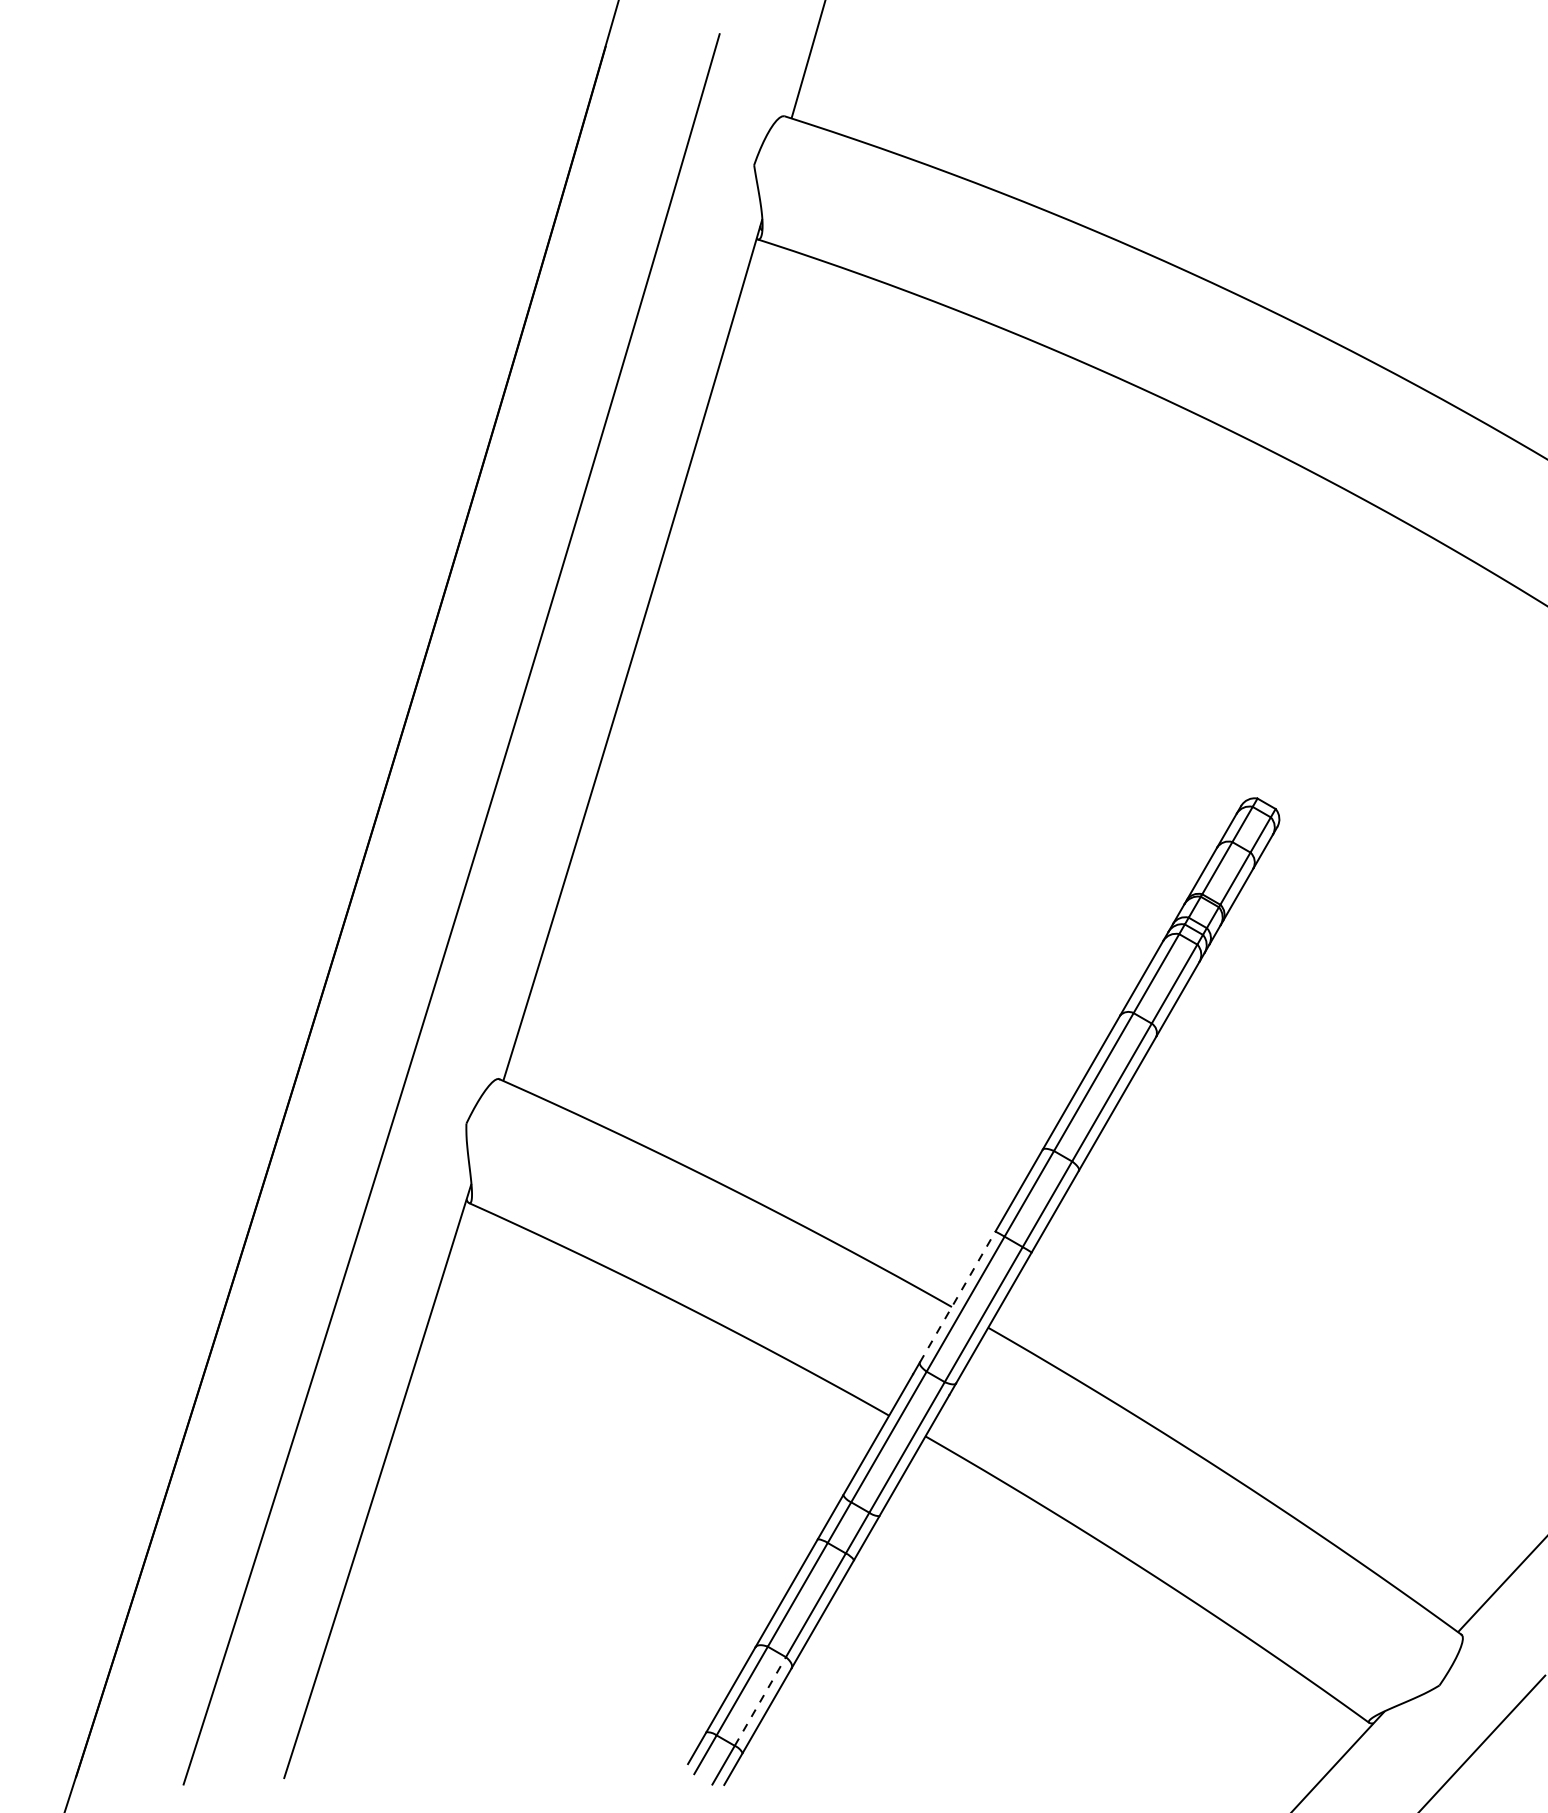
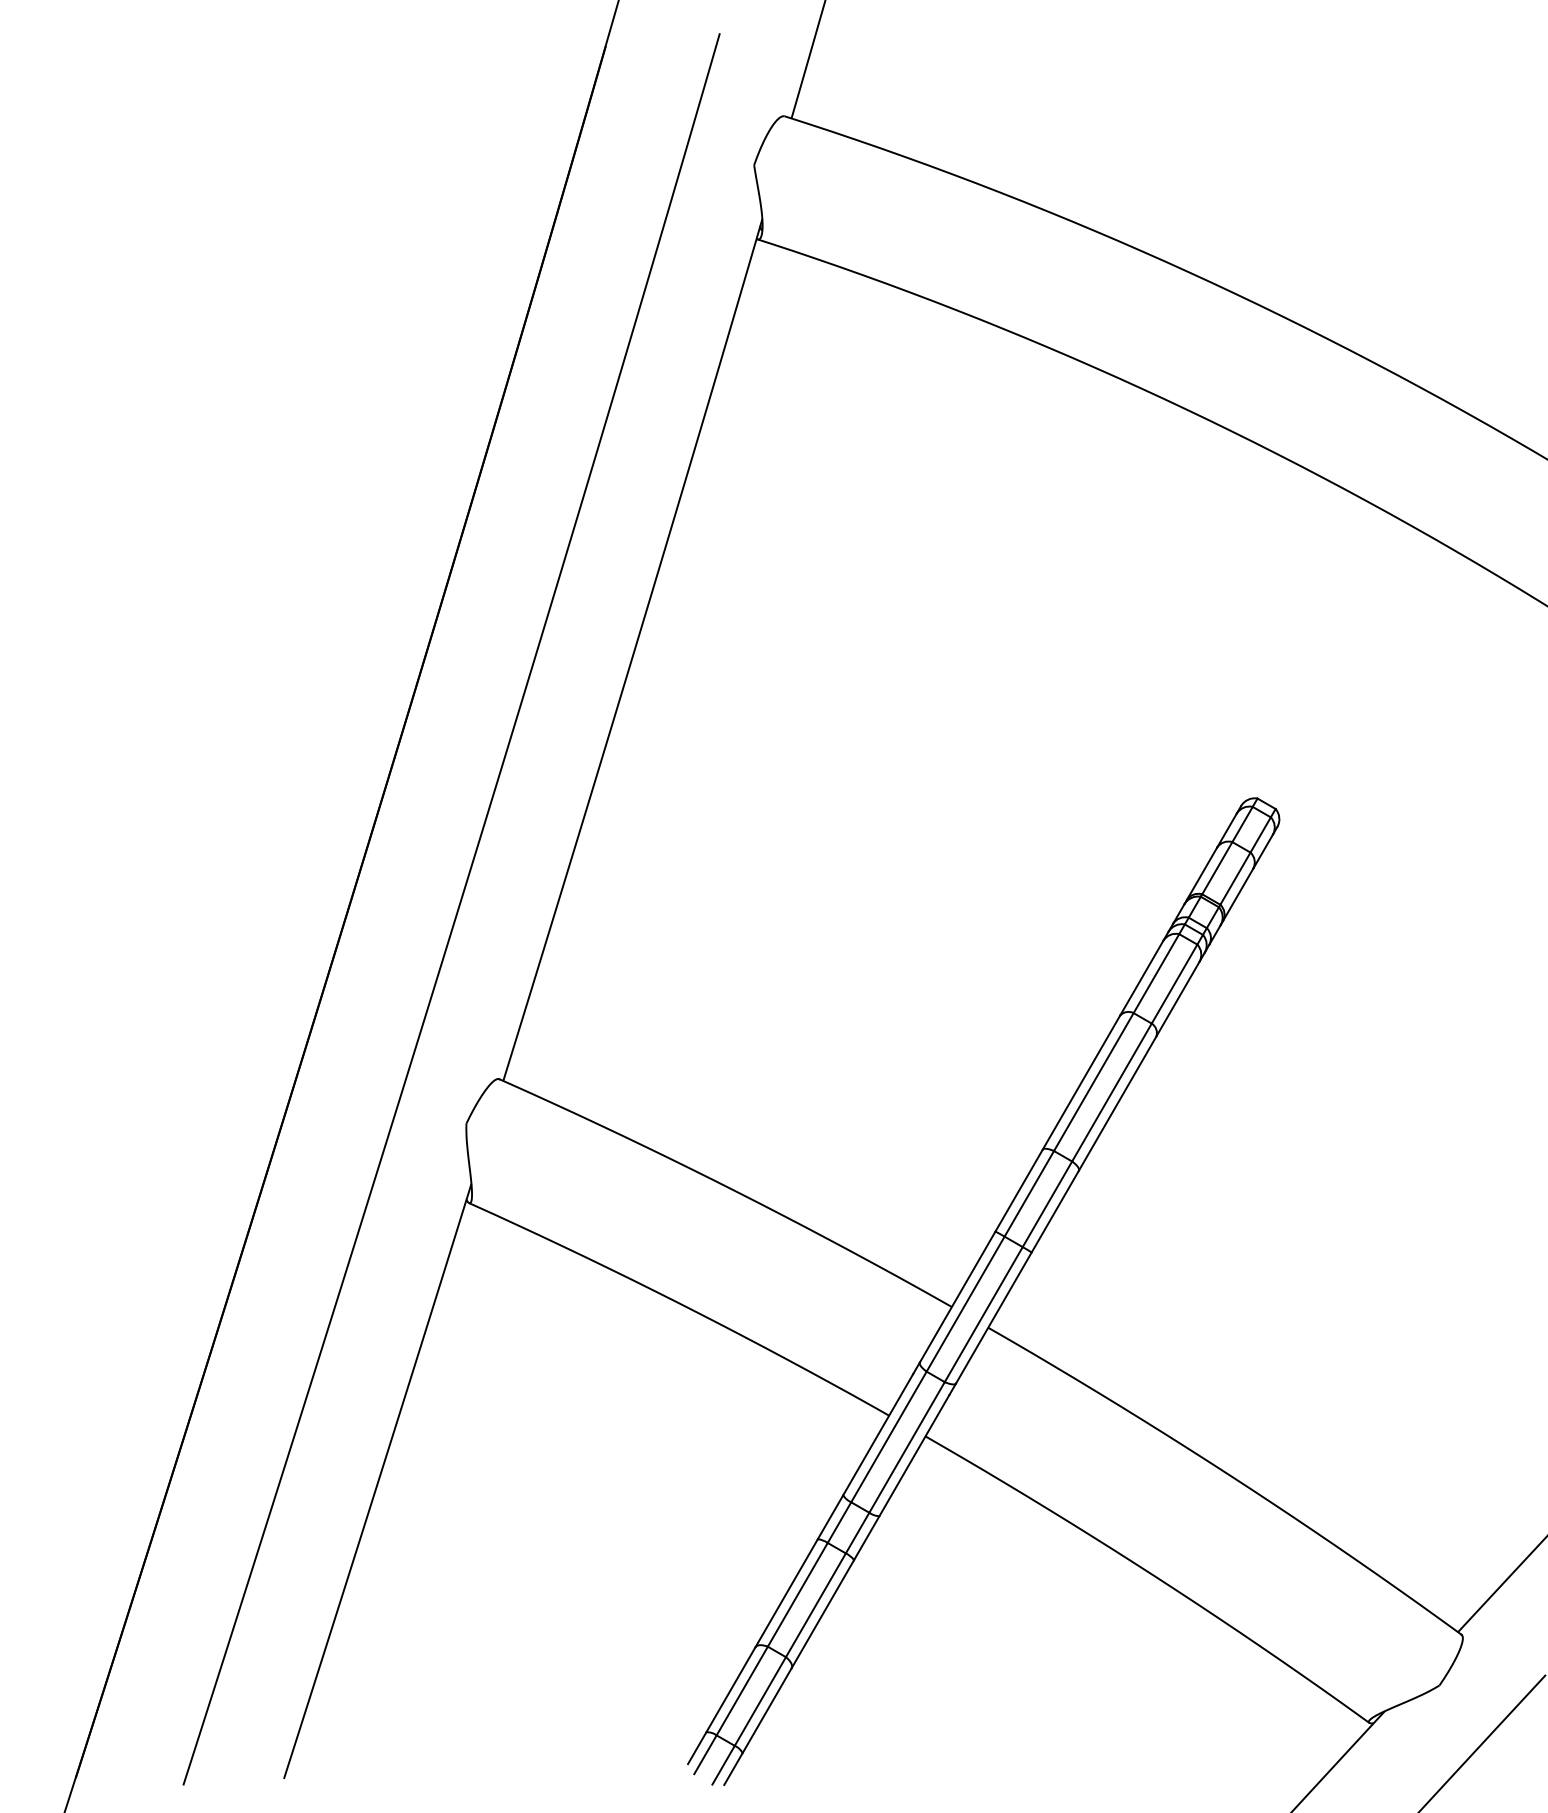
line: dashed -> solid (957, 1297)
line: dashed -> solid (760, 1701)
